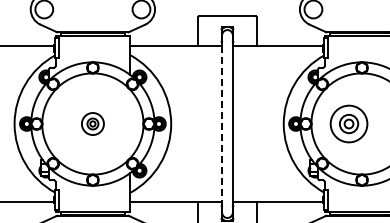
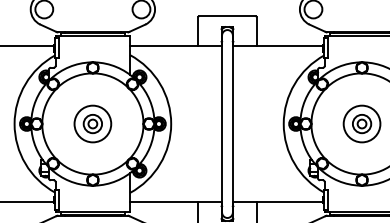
part size: 24x24 px -> 40x40 px (92, 123)
part position: (348, 123) -> (361, 123) (361, 123)
line: dashed -> solid (222, 124)
